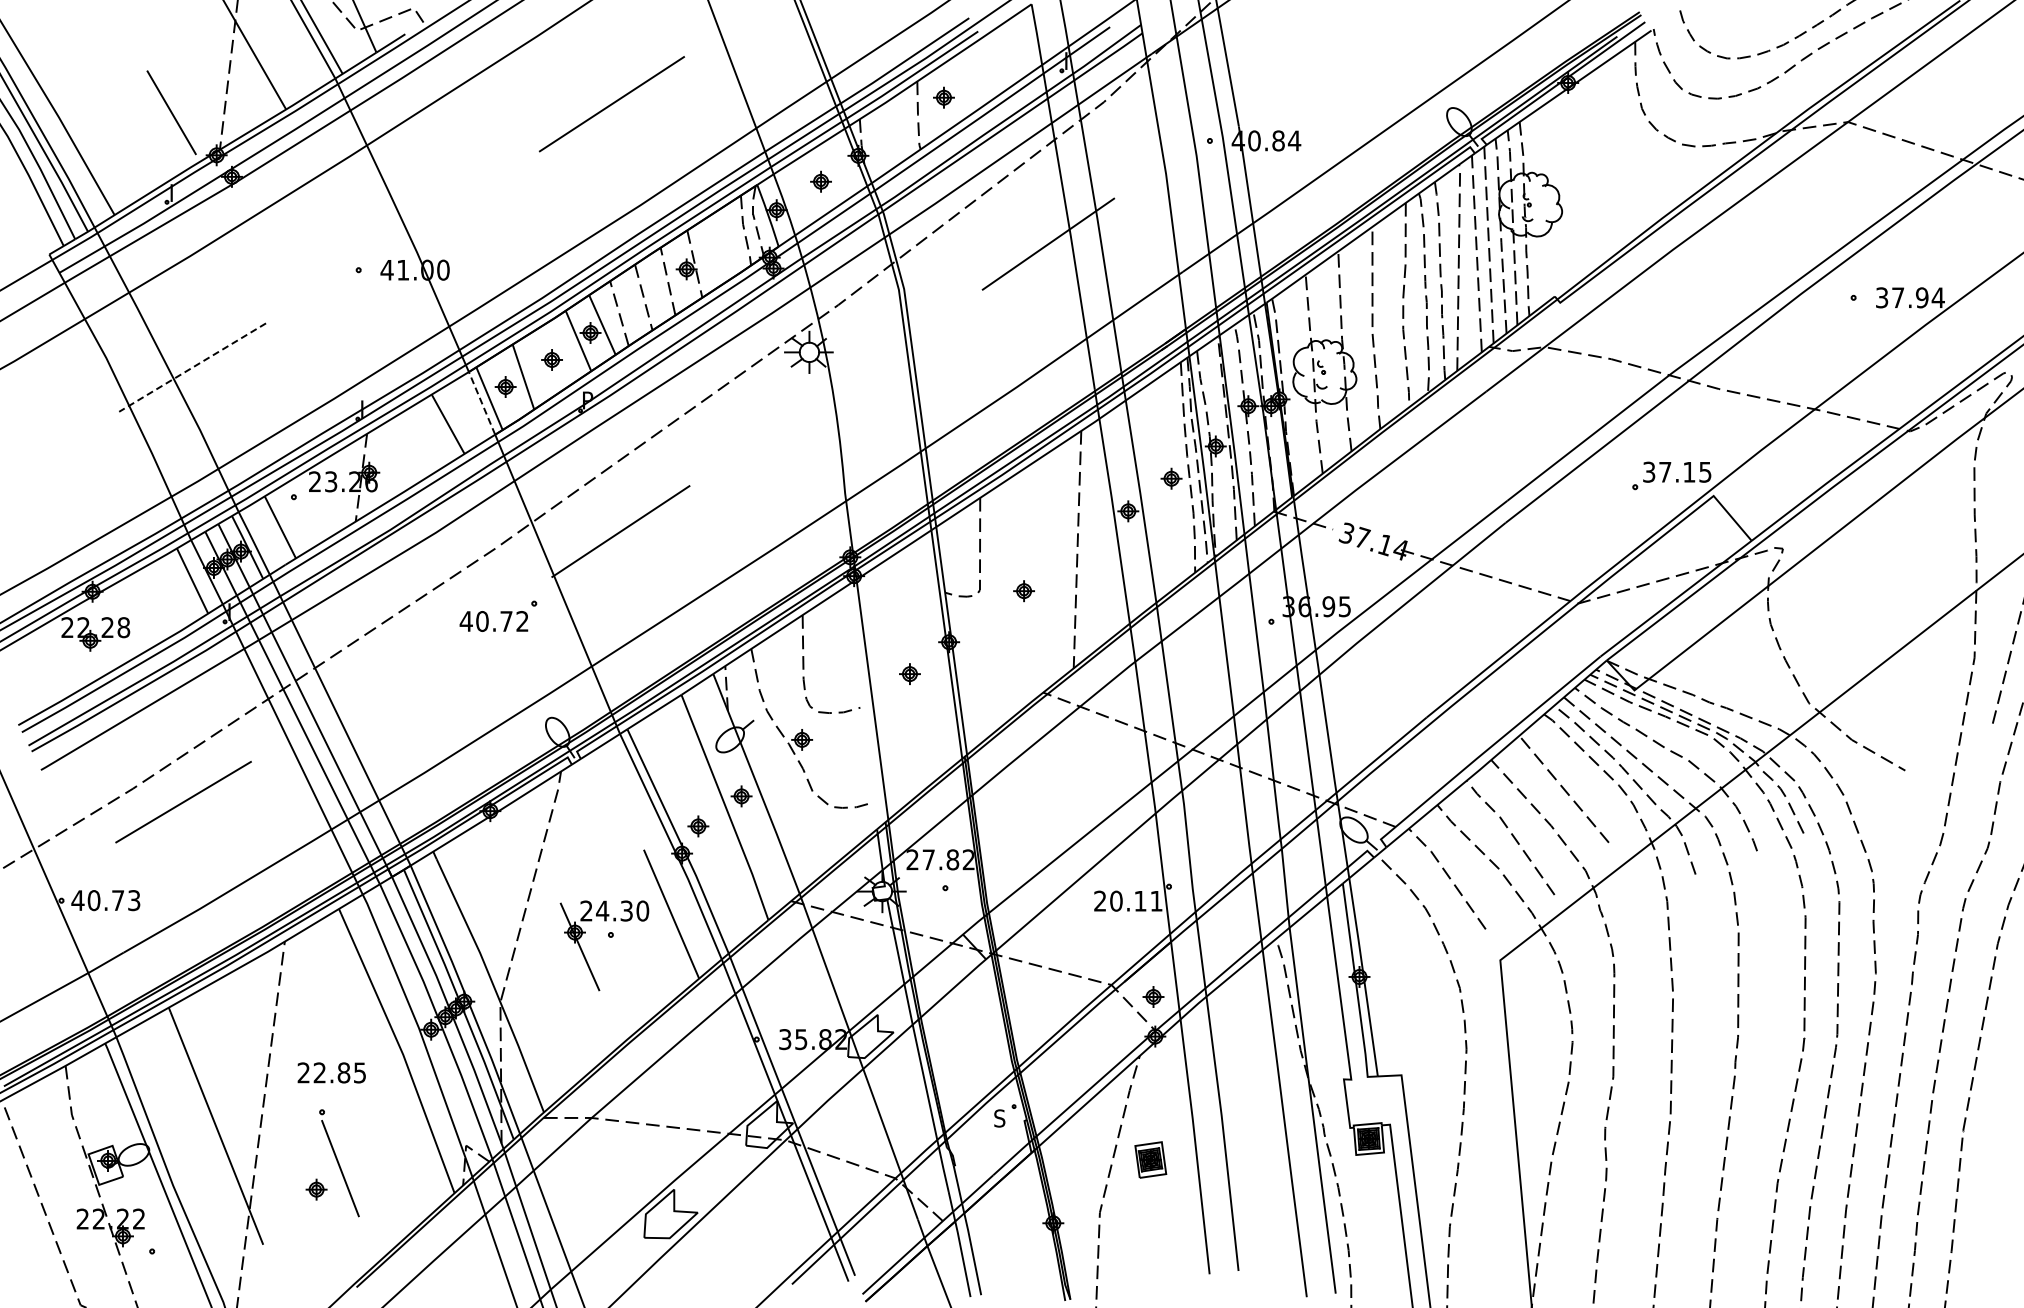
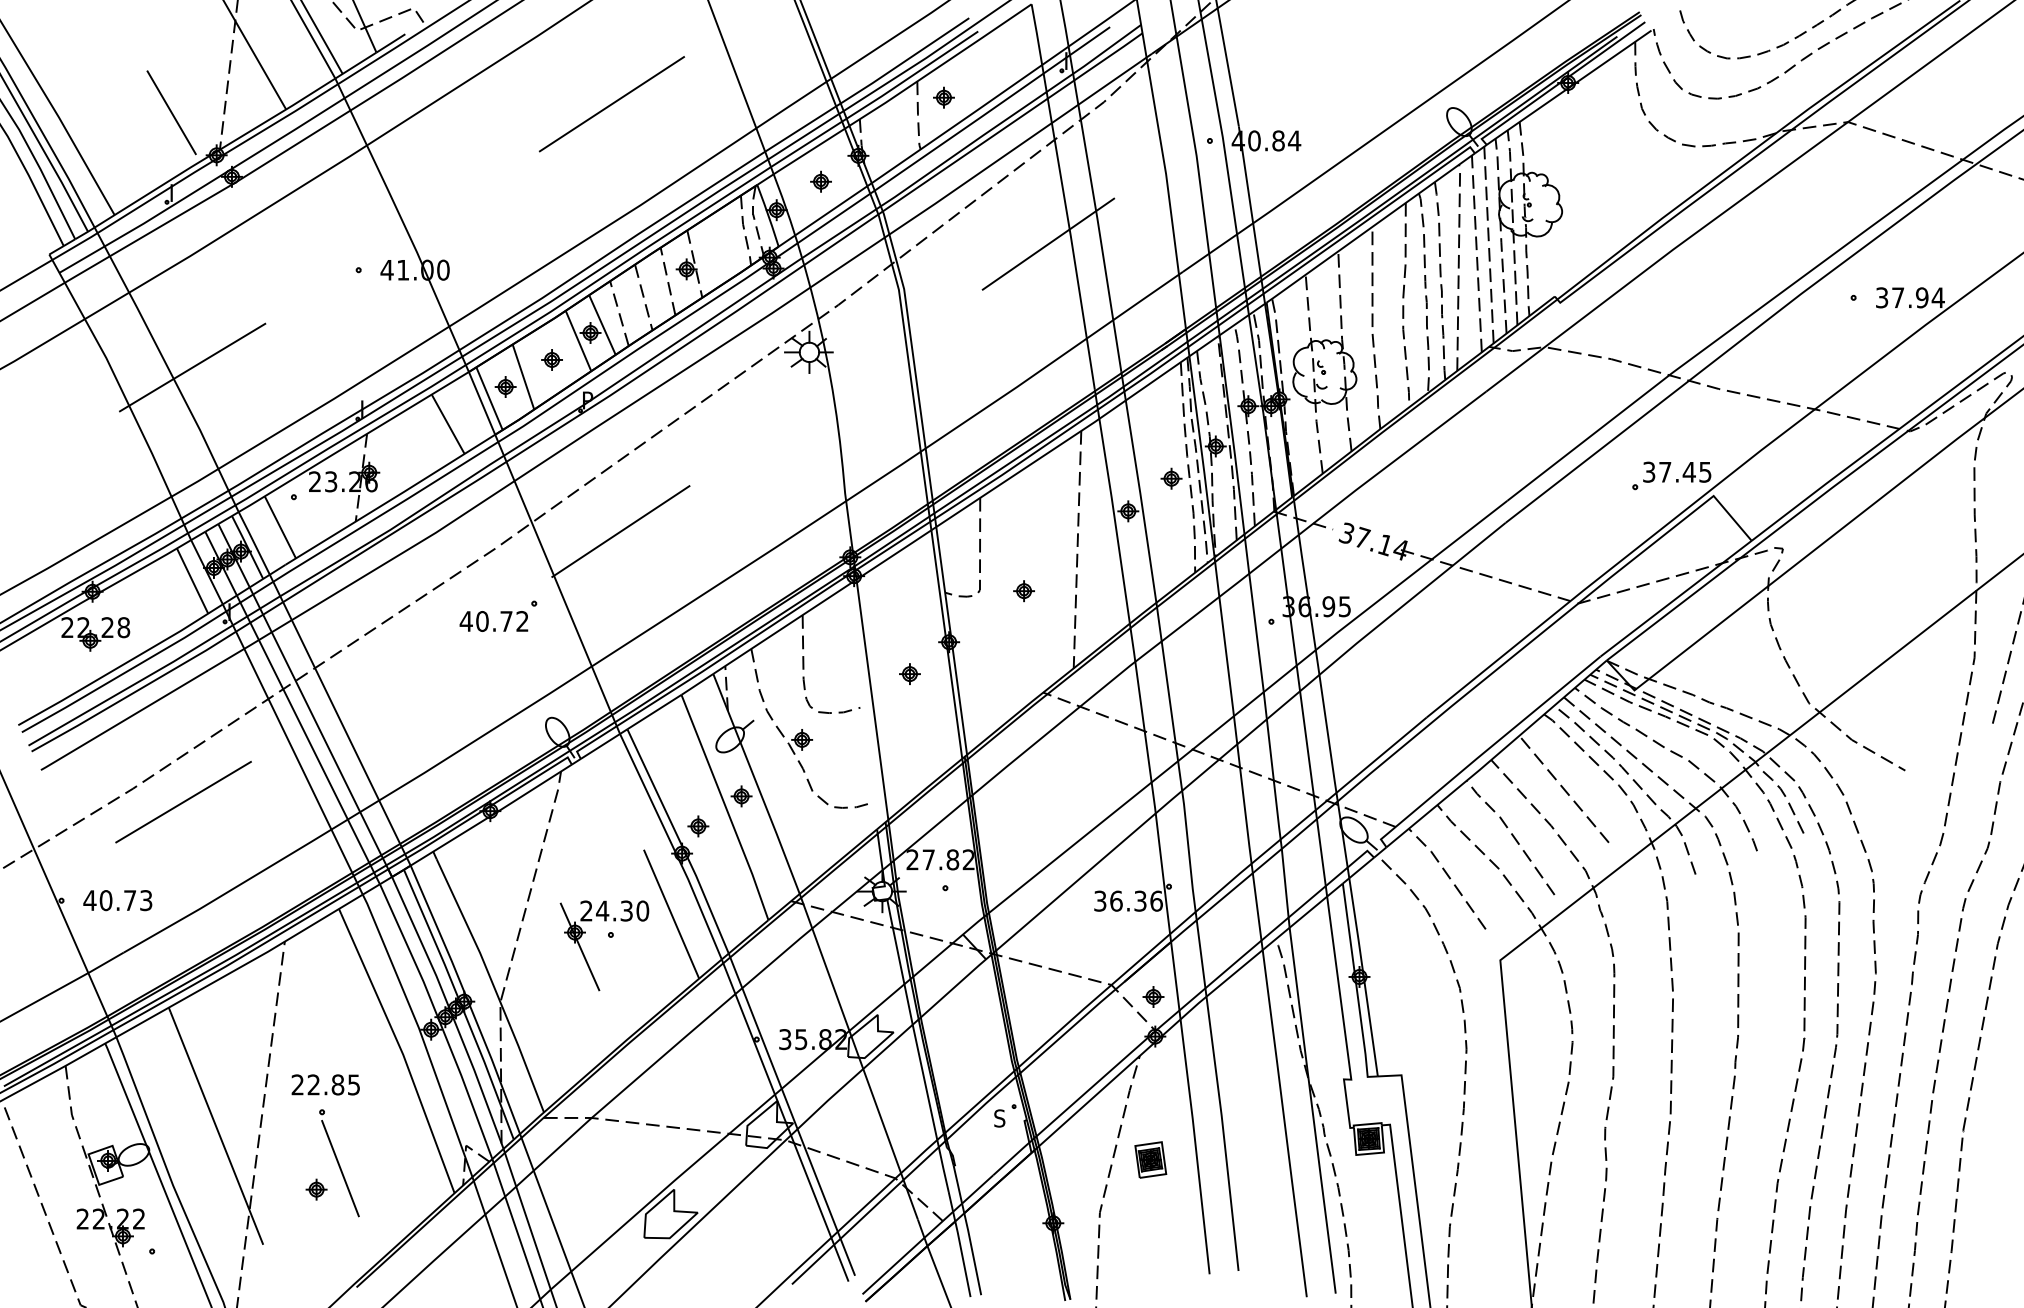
line: dashed -> solid (192, 367)
line: dashed -> solid (482, 403)
text: 37.15 -> 37.45 (1688, 472)
text position: (105, 900) -> (117, 900) (117, 900)
text: 20.11 -> 36.36 (1128, 900)
text position: (331, 1072) -> (325, 1084) (325, 1084)
